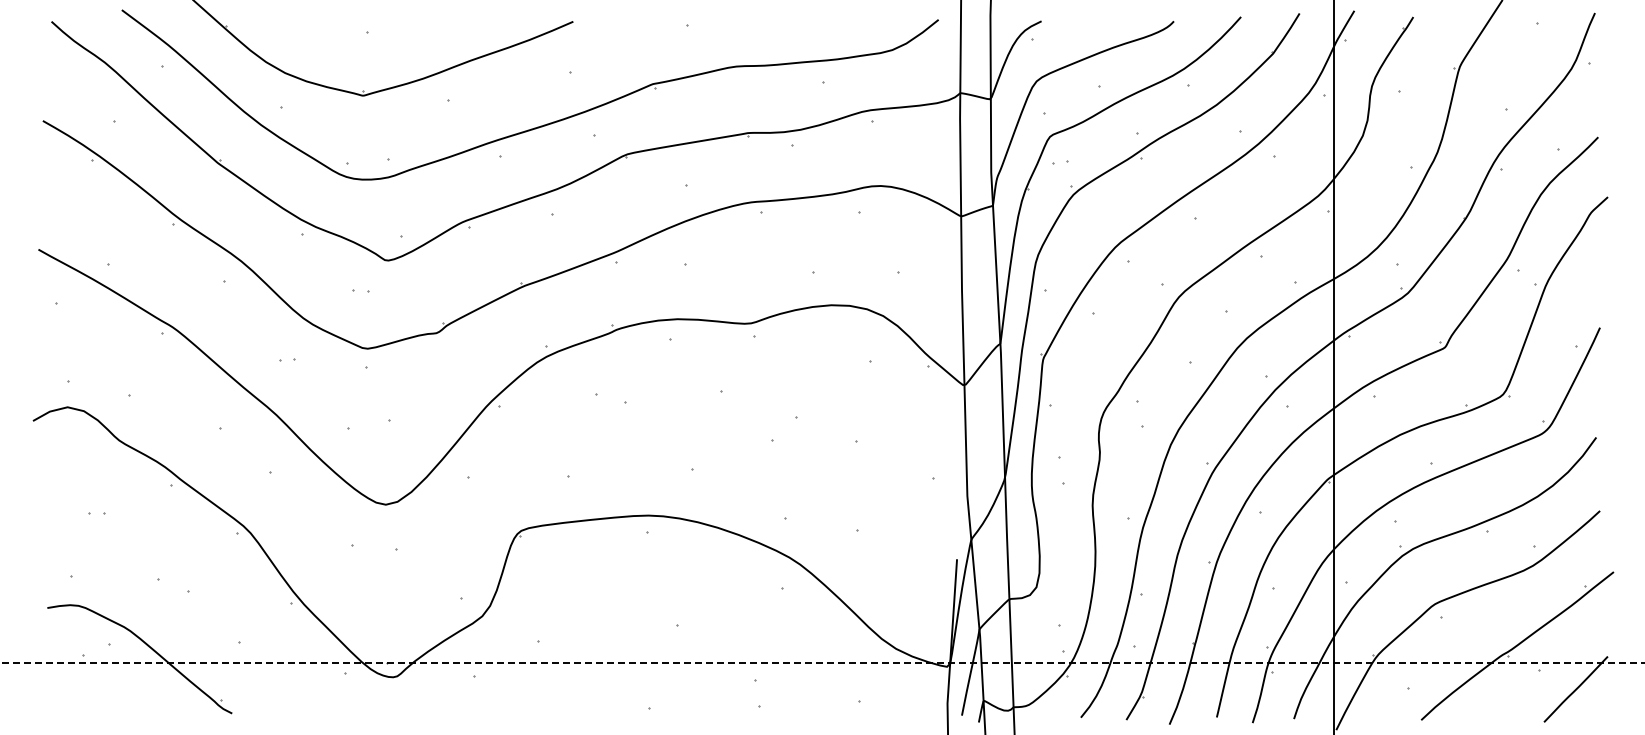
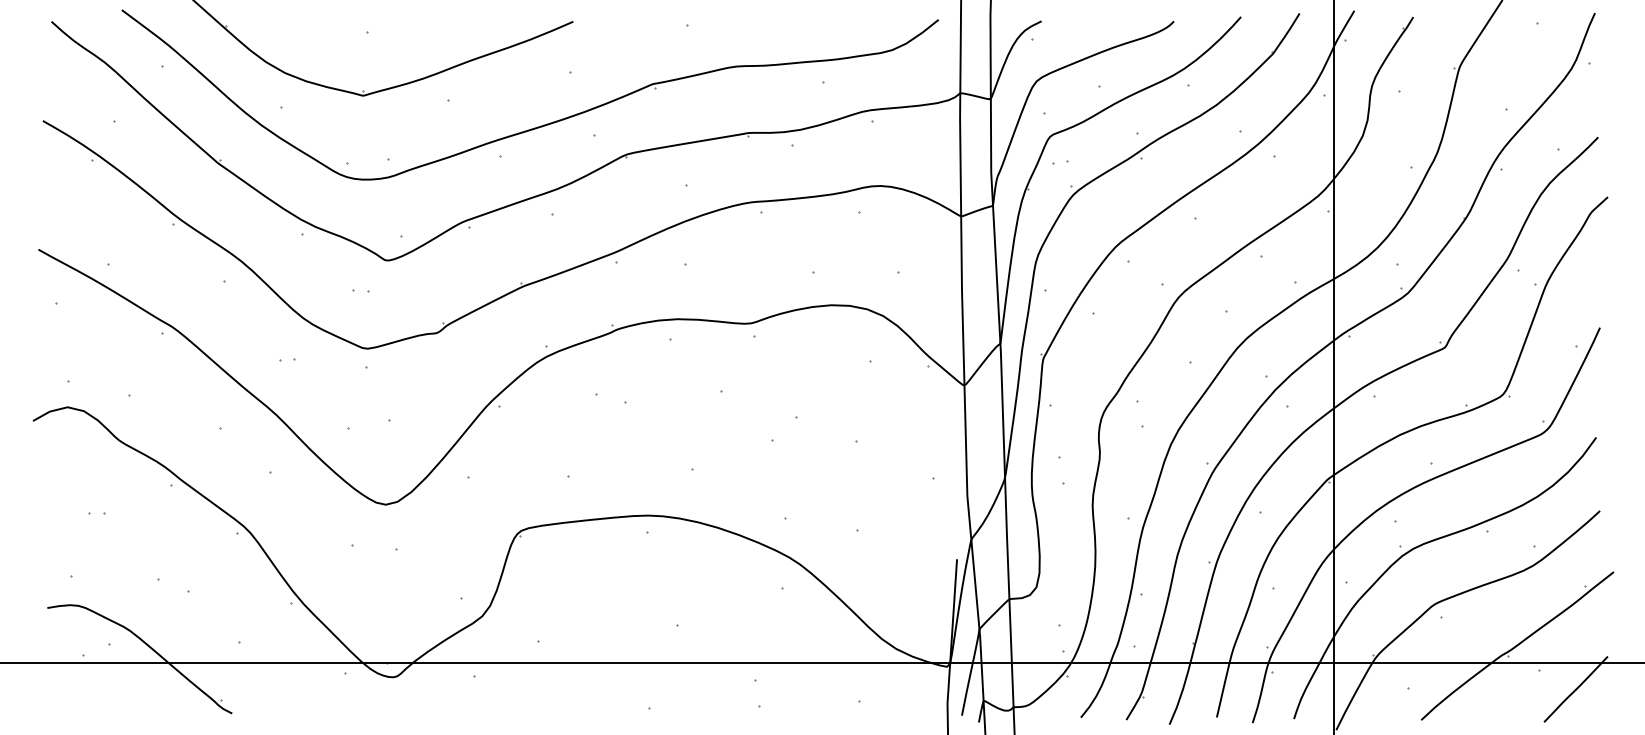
line: dashed -> solid (822, 663)
